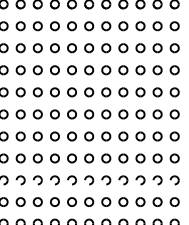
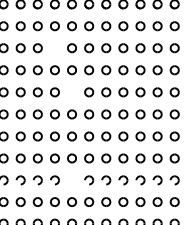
part: present -> none (54, 48)
part: present -> none (71, 92)
part: present -> none (71, 180)
